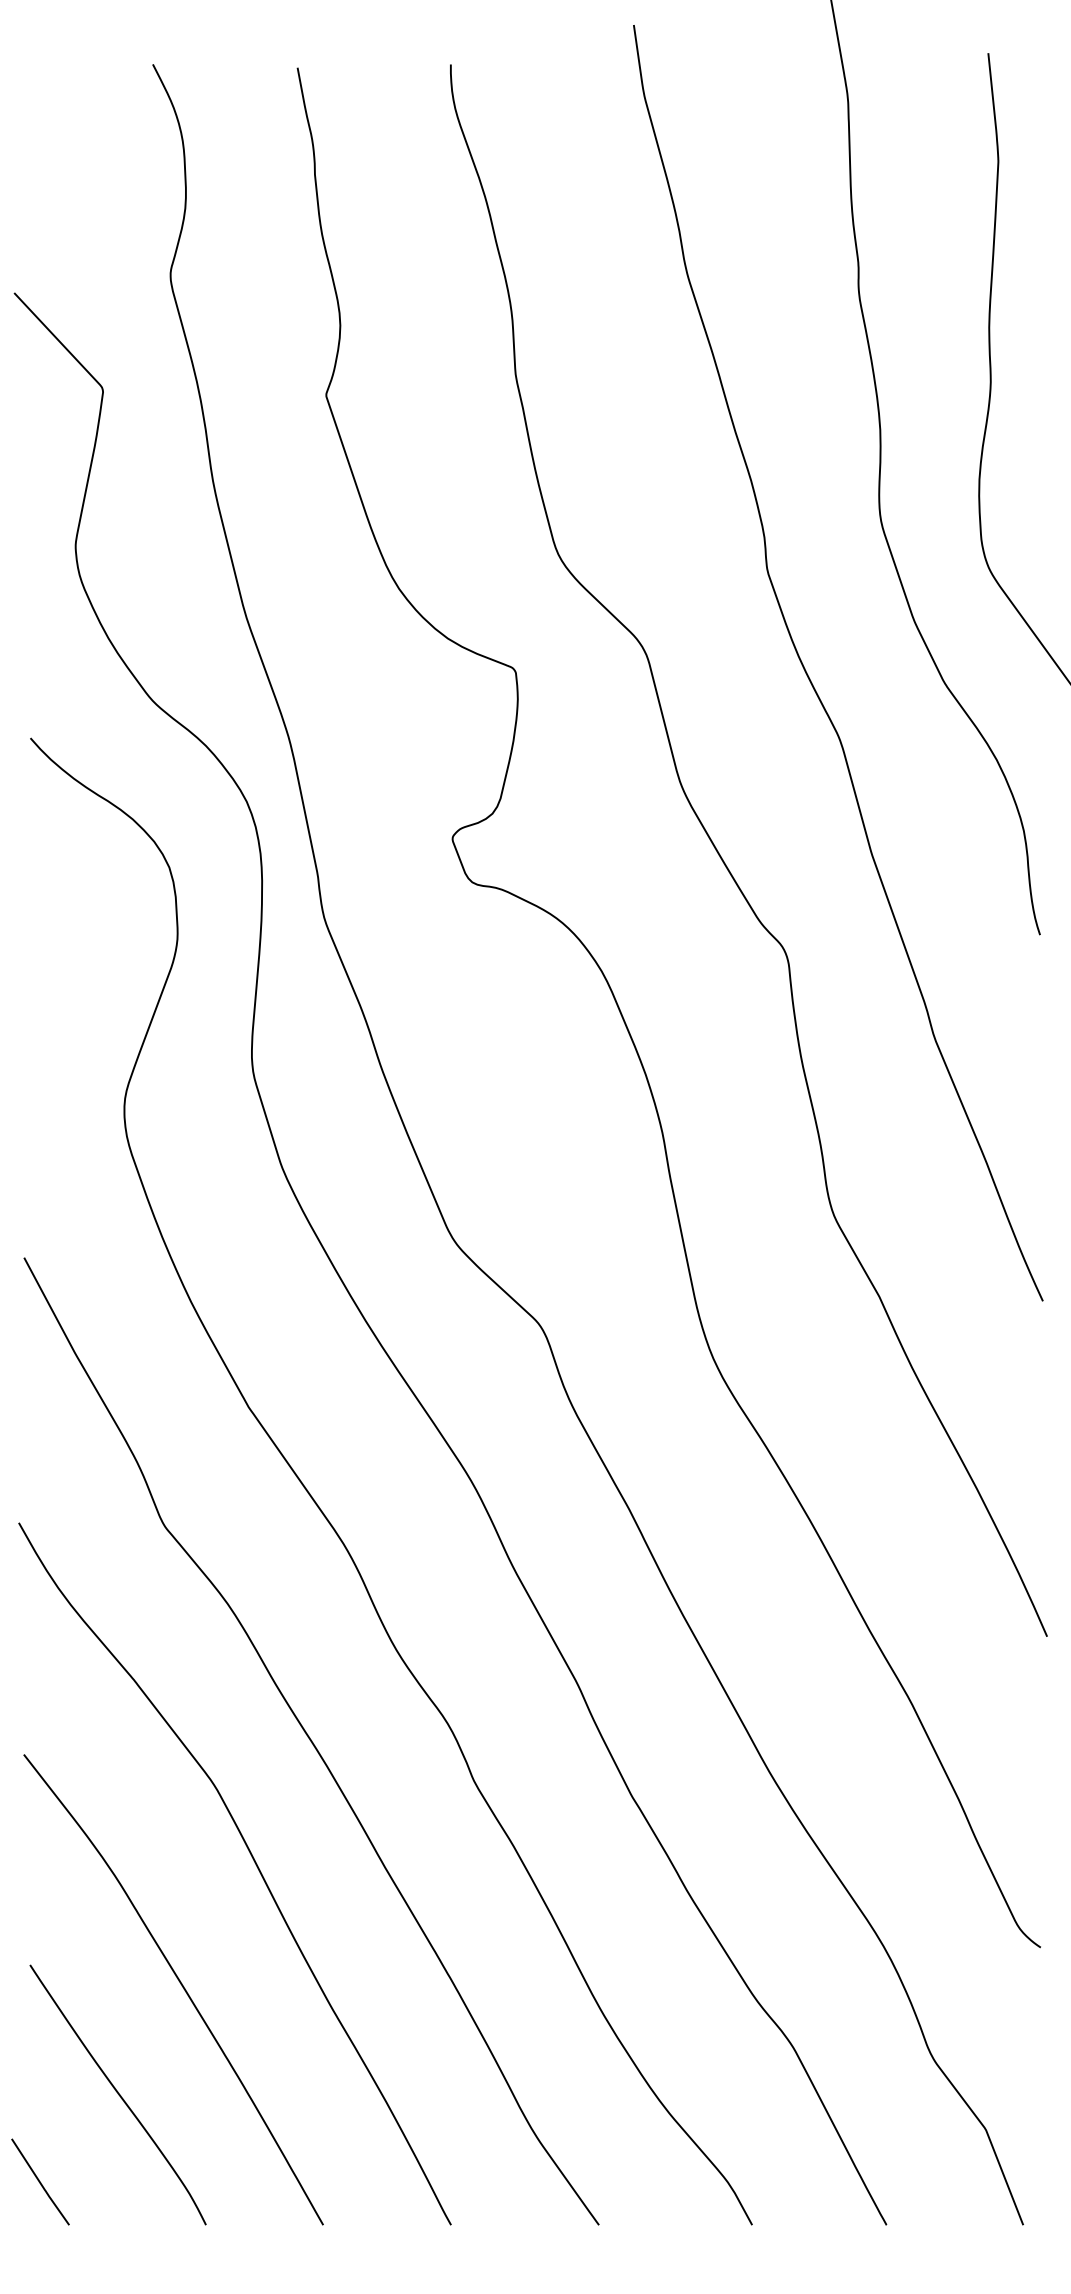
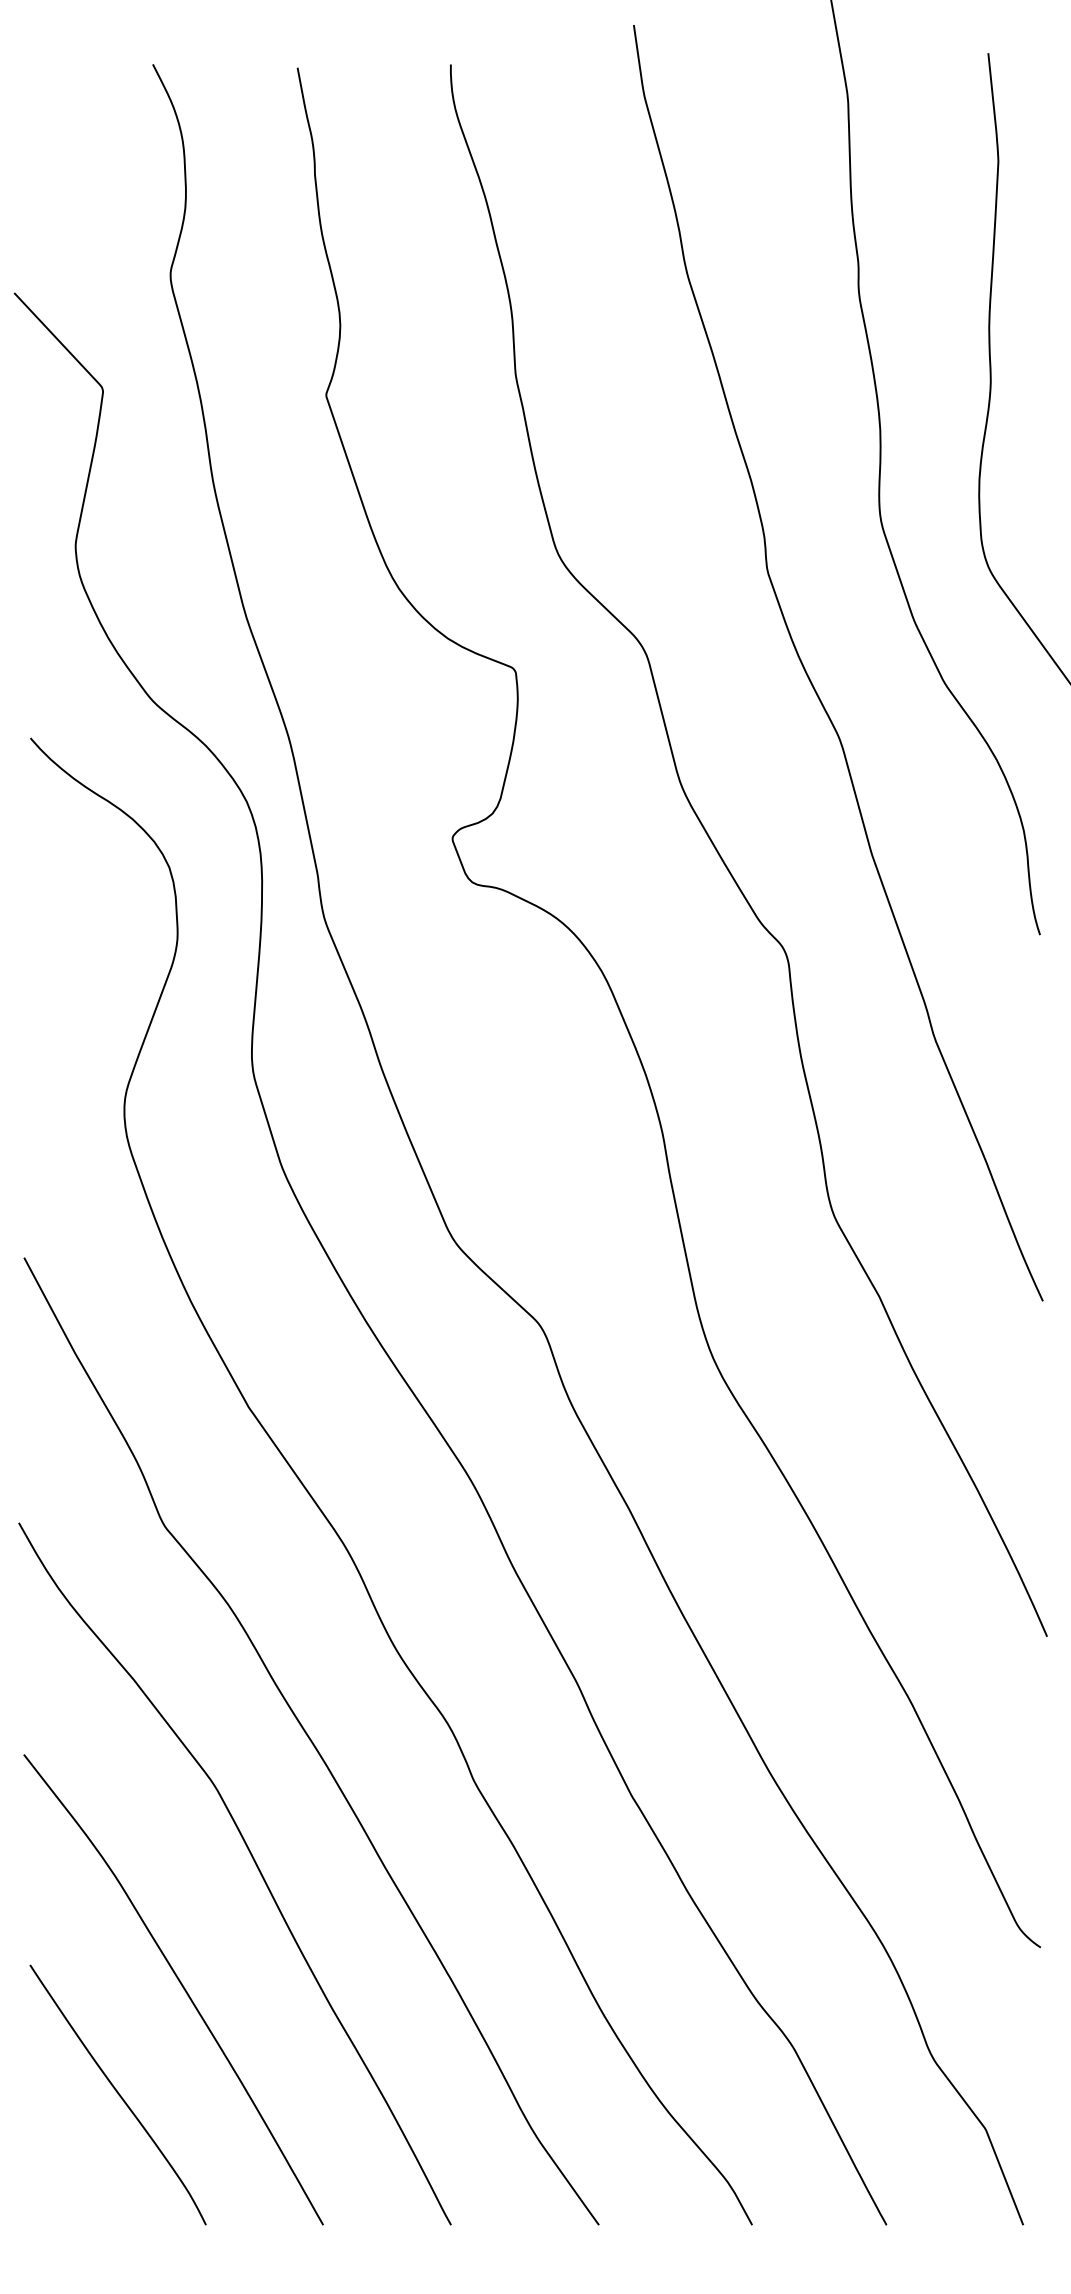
line: present -> none (40, 2181)
